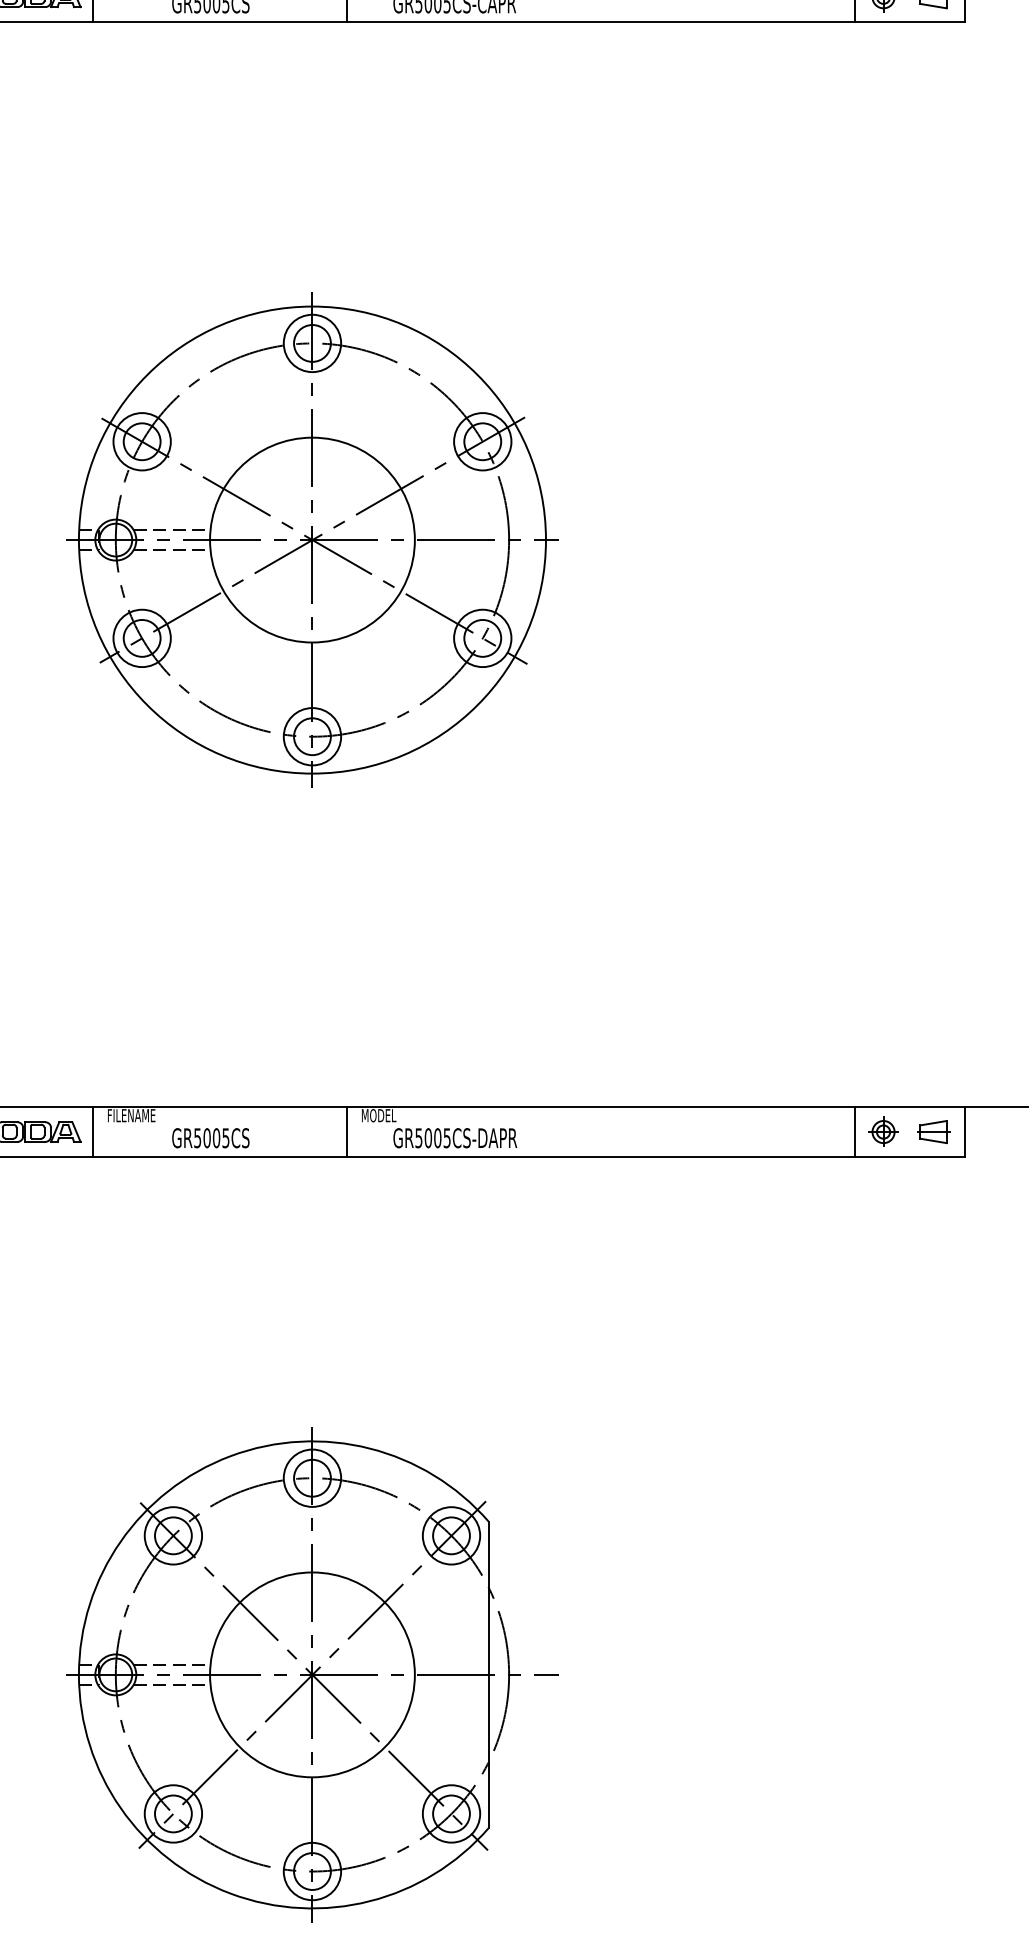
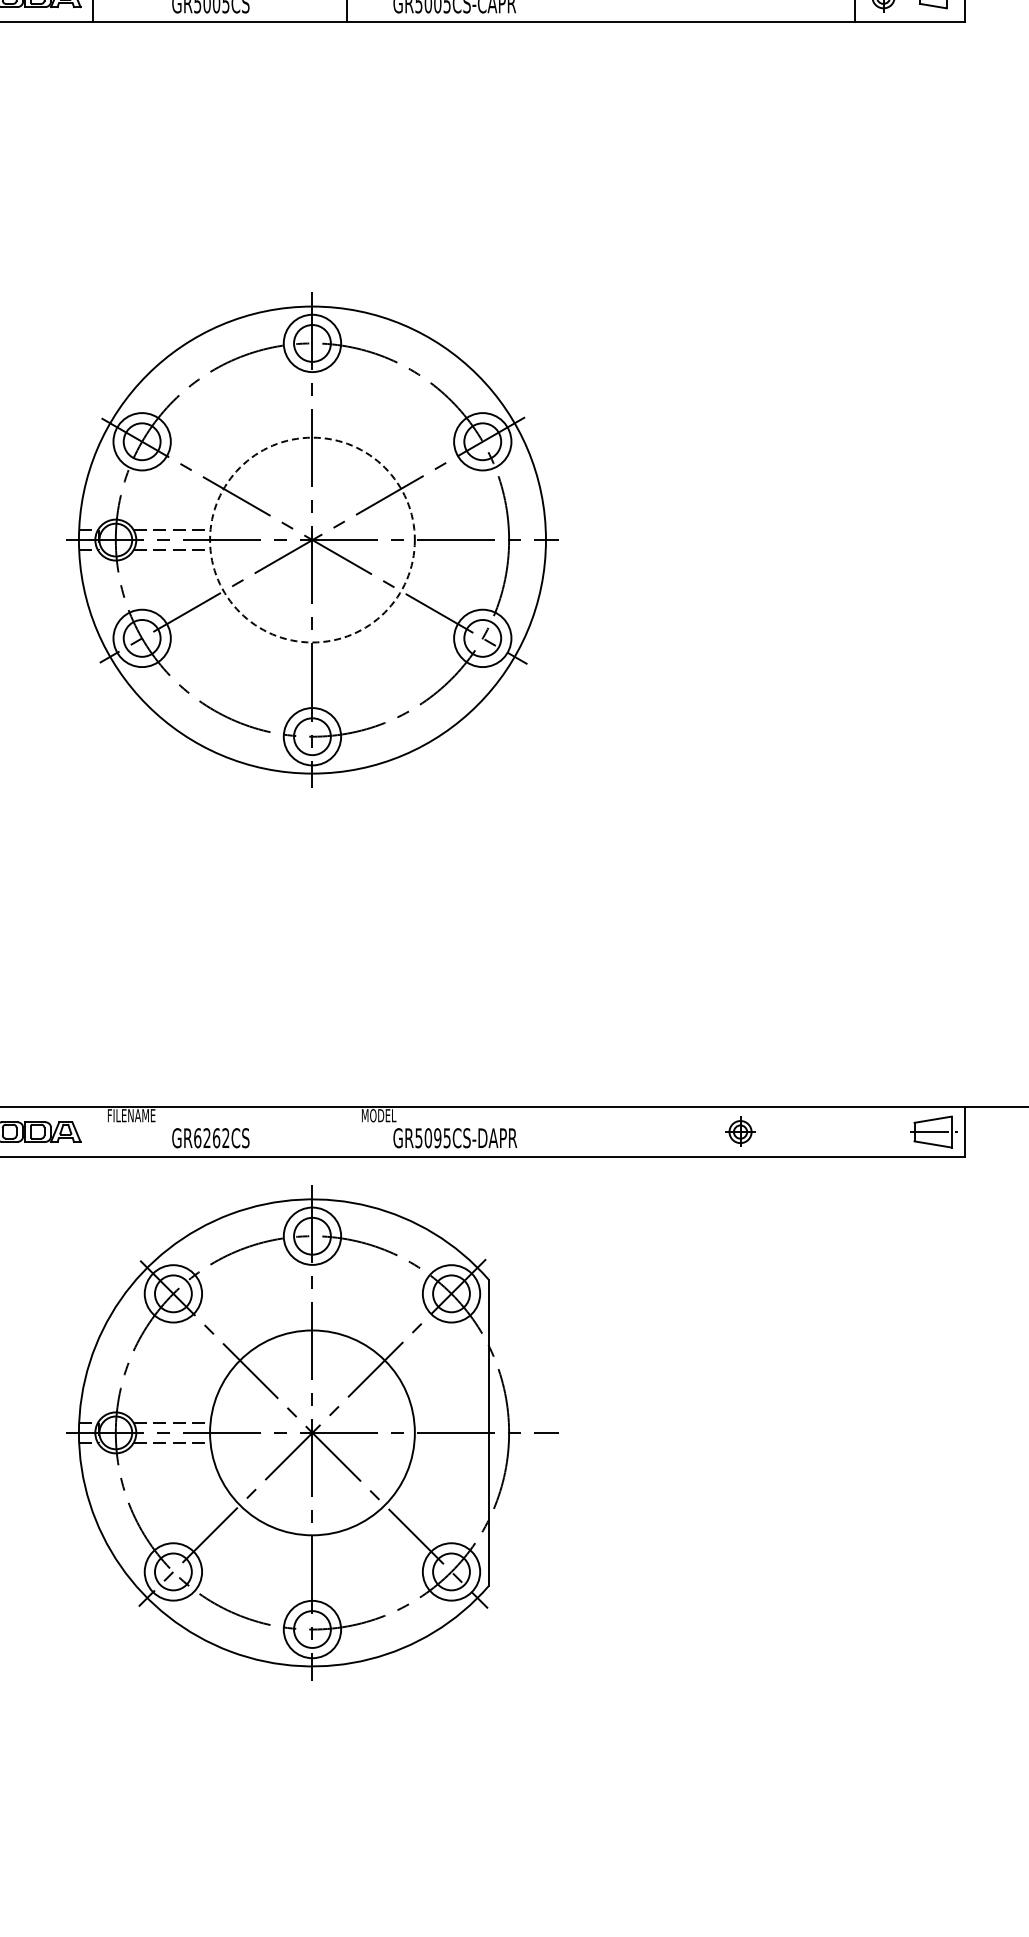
circle: solid -> dashed (312, 539)
line: present -> none (92, 1131)
line: present -> none (346, 1131)
line: present -> none (854, 1131)
part position: (883, 1131) -> (740, 1131) (740, 1131)
part size: 34x24 px -> 48x34 px (933, 1131)
text: GR5005CS -> GR6262CS (211, 1138)
text: GR5005CS-DAPR -> GR5095CS-DAPR (437, 1138)
part position: (312, 1674) -> (312, 1432) (312, 1432)
